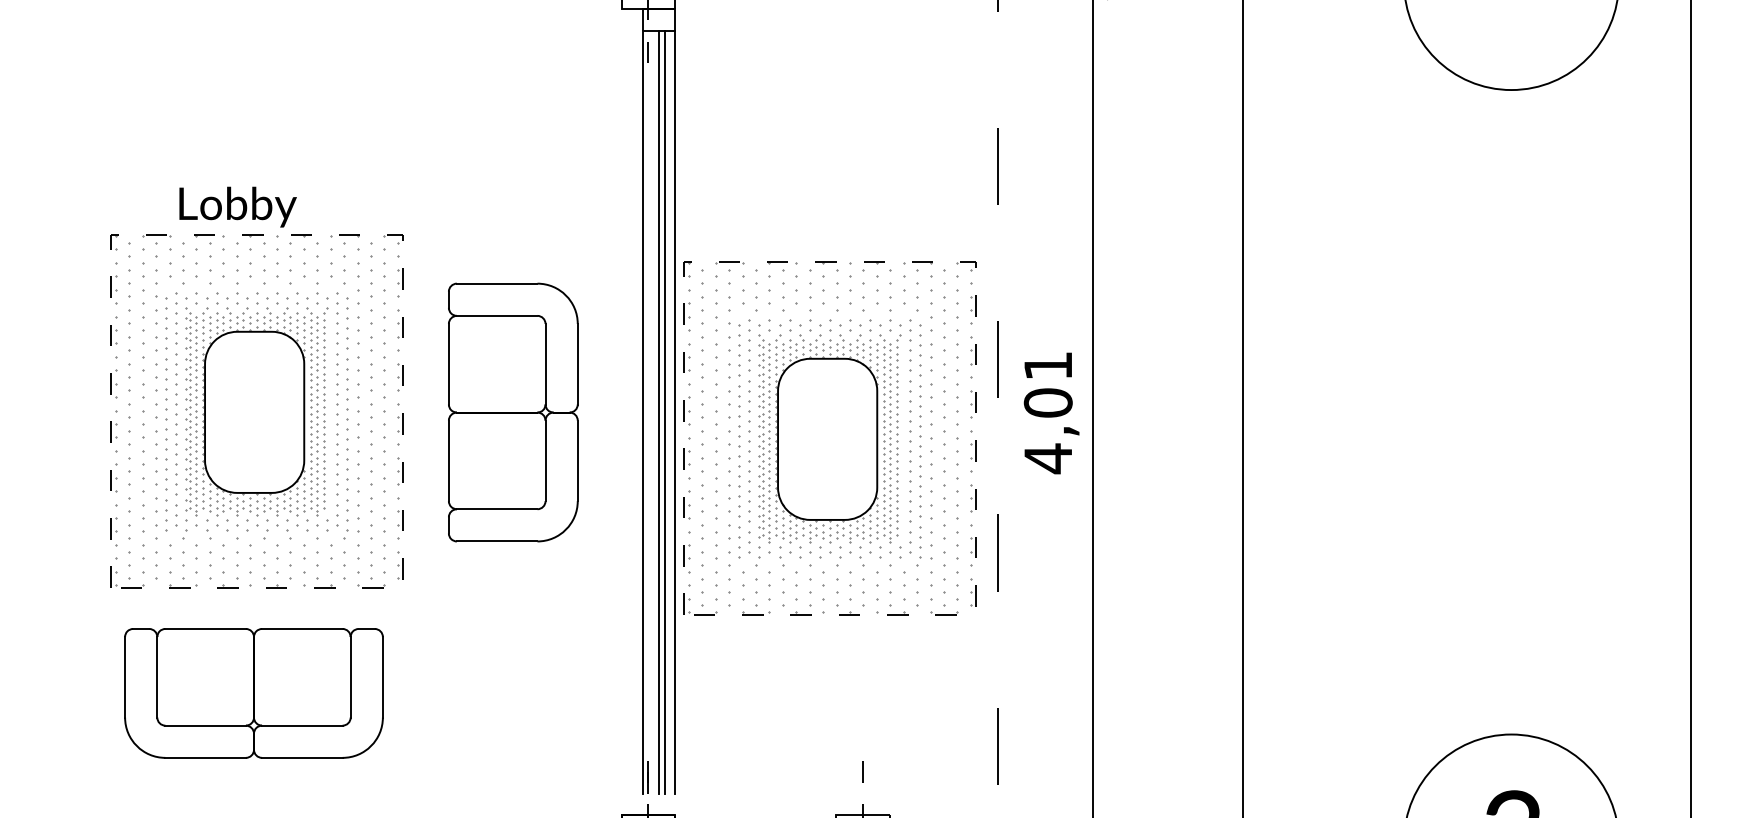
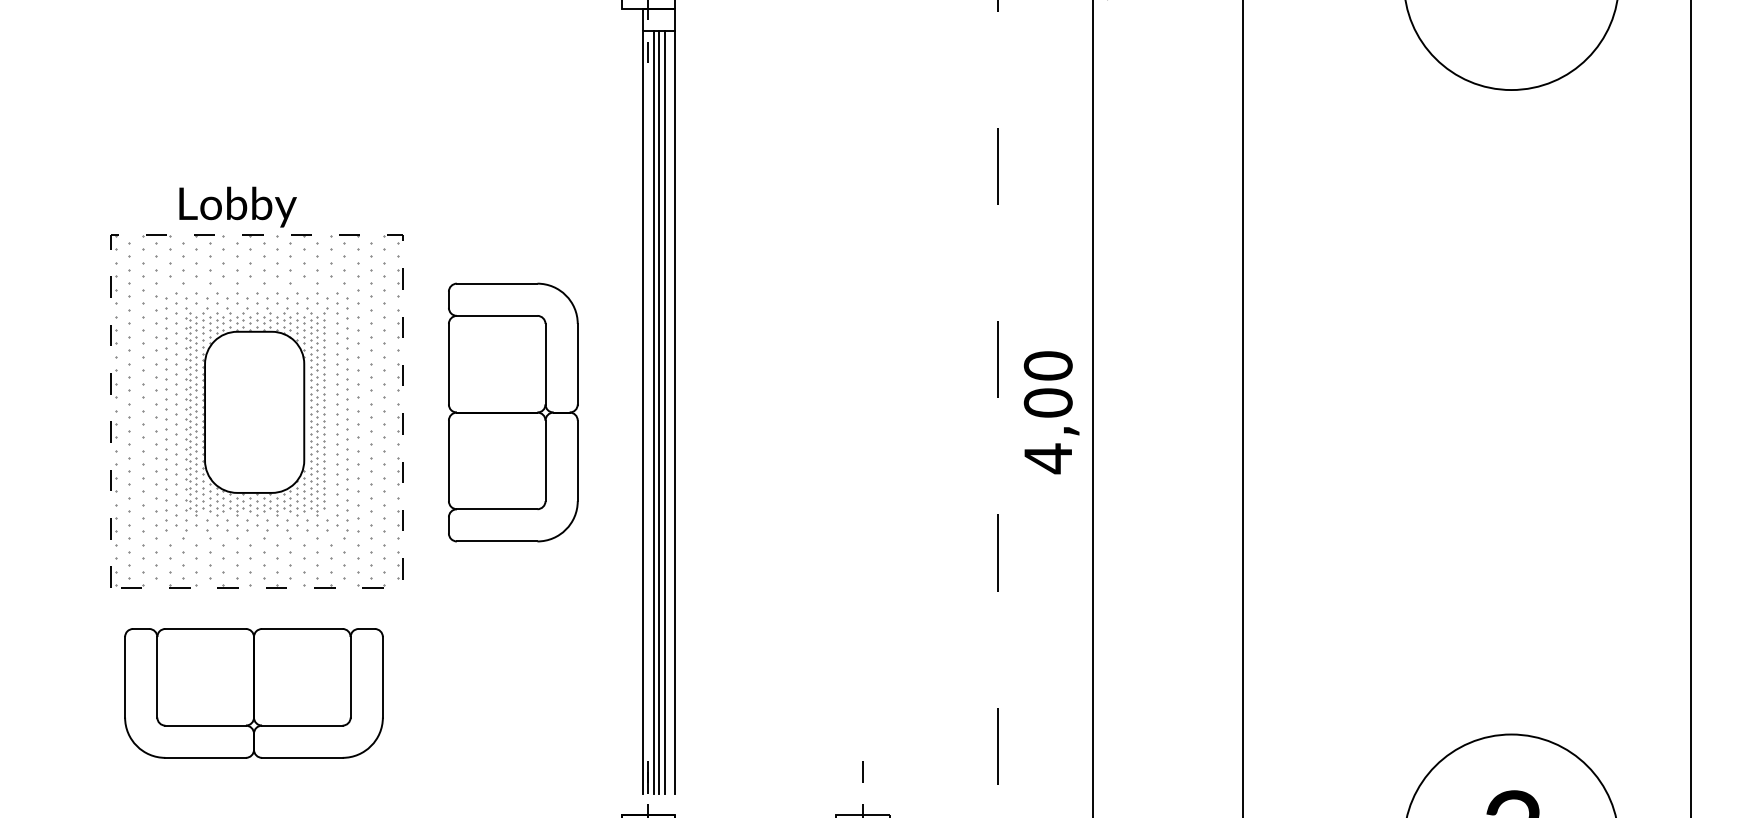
text: 4,01 -> 4,00 (1047, 365)
line: none -> present (653, 411)
part: present -> none (829, 438)
